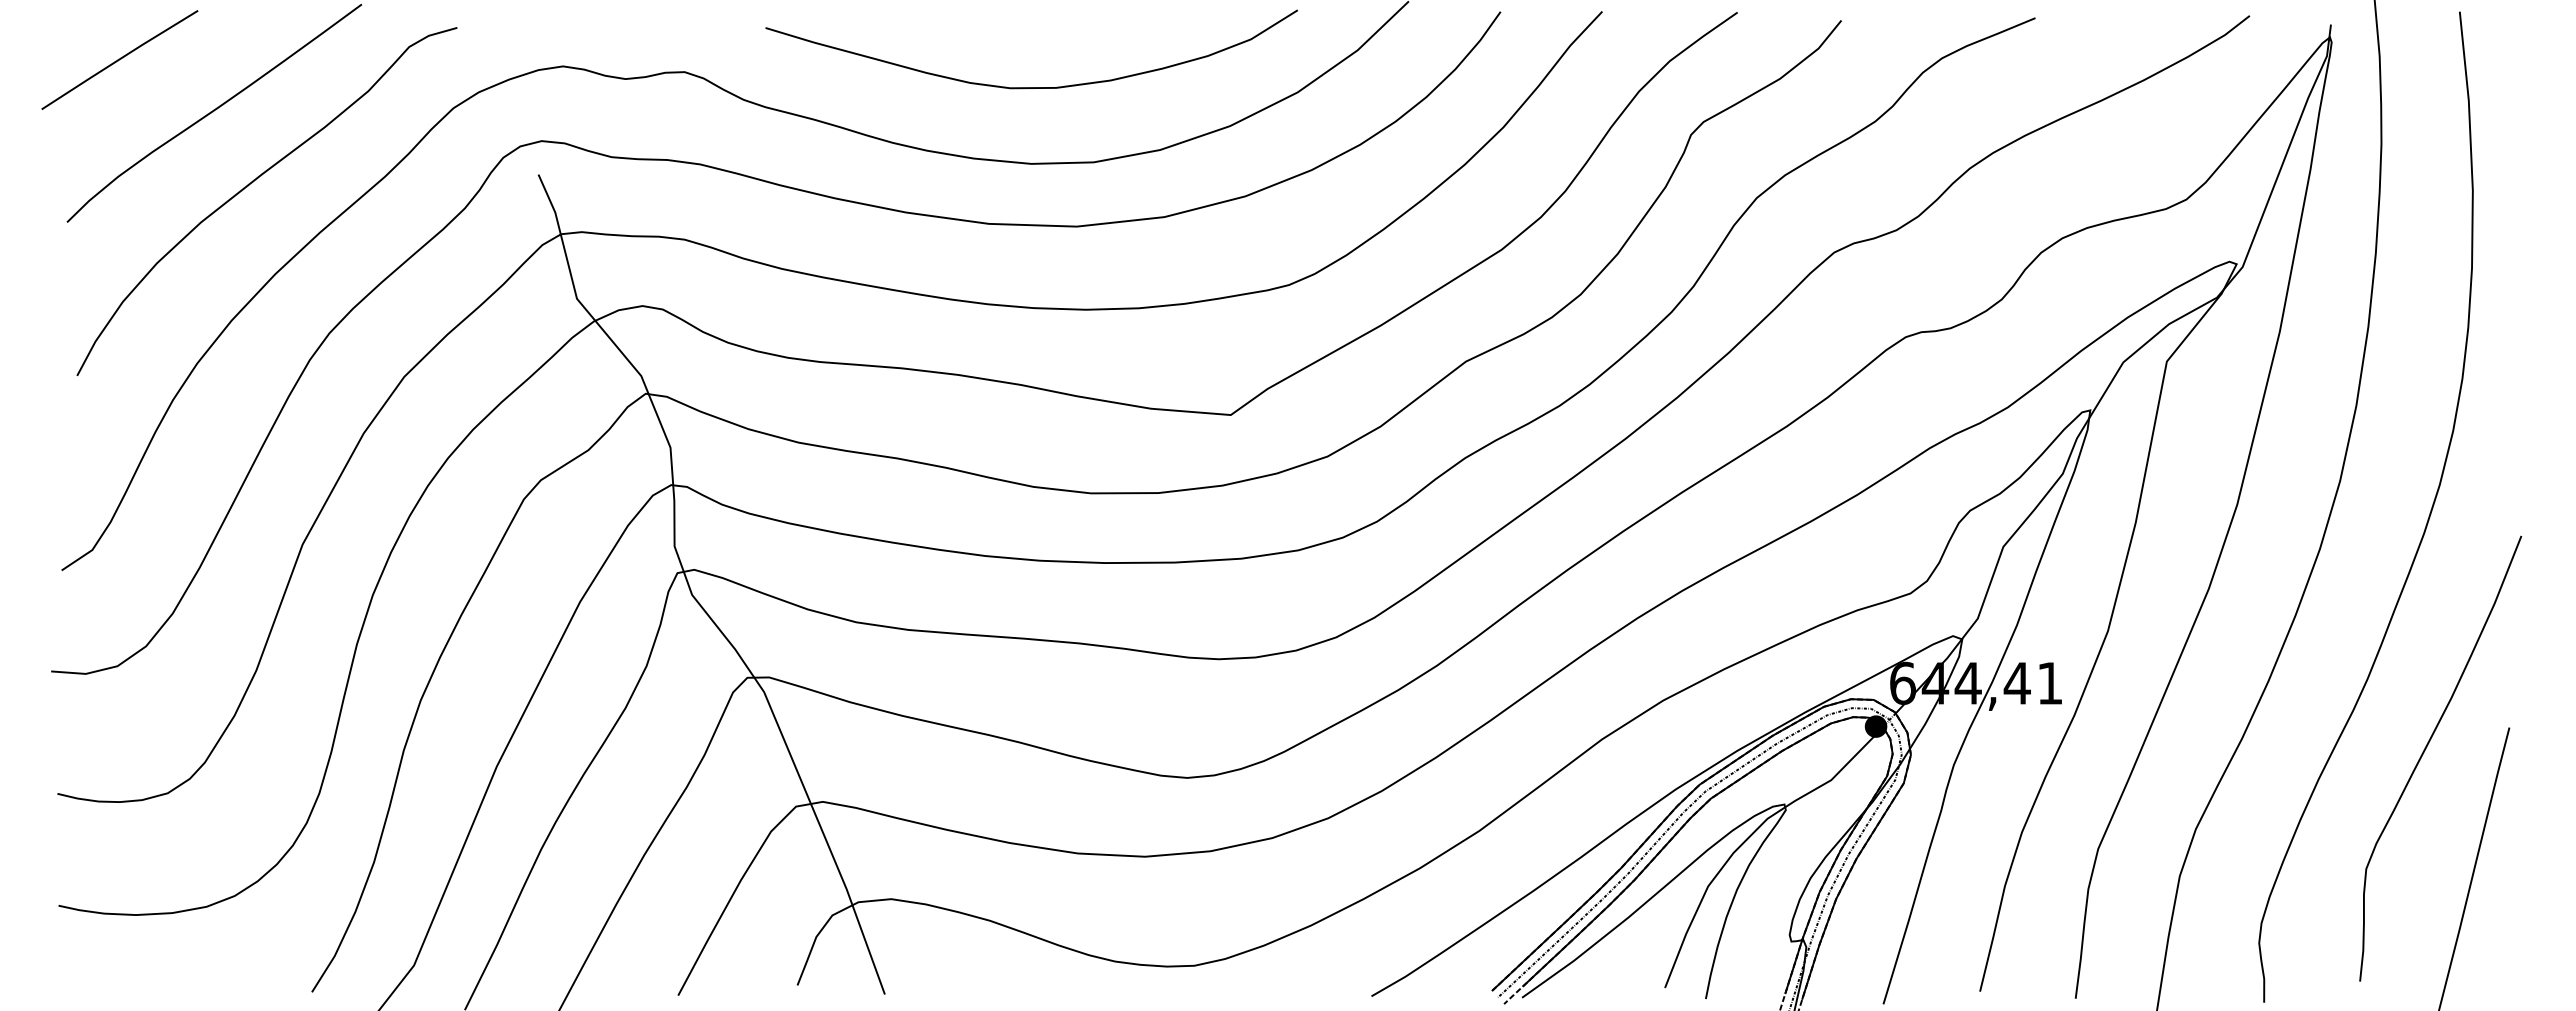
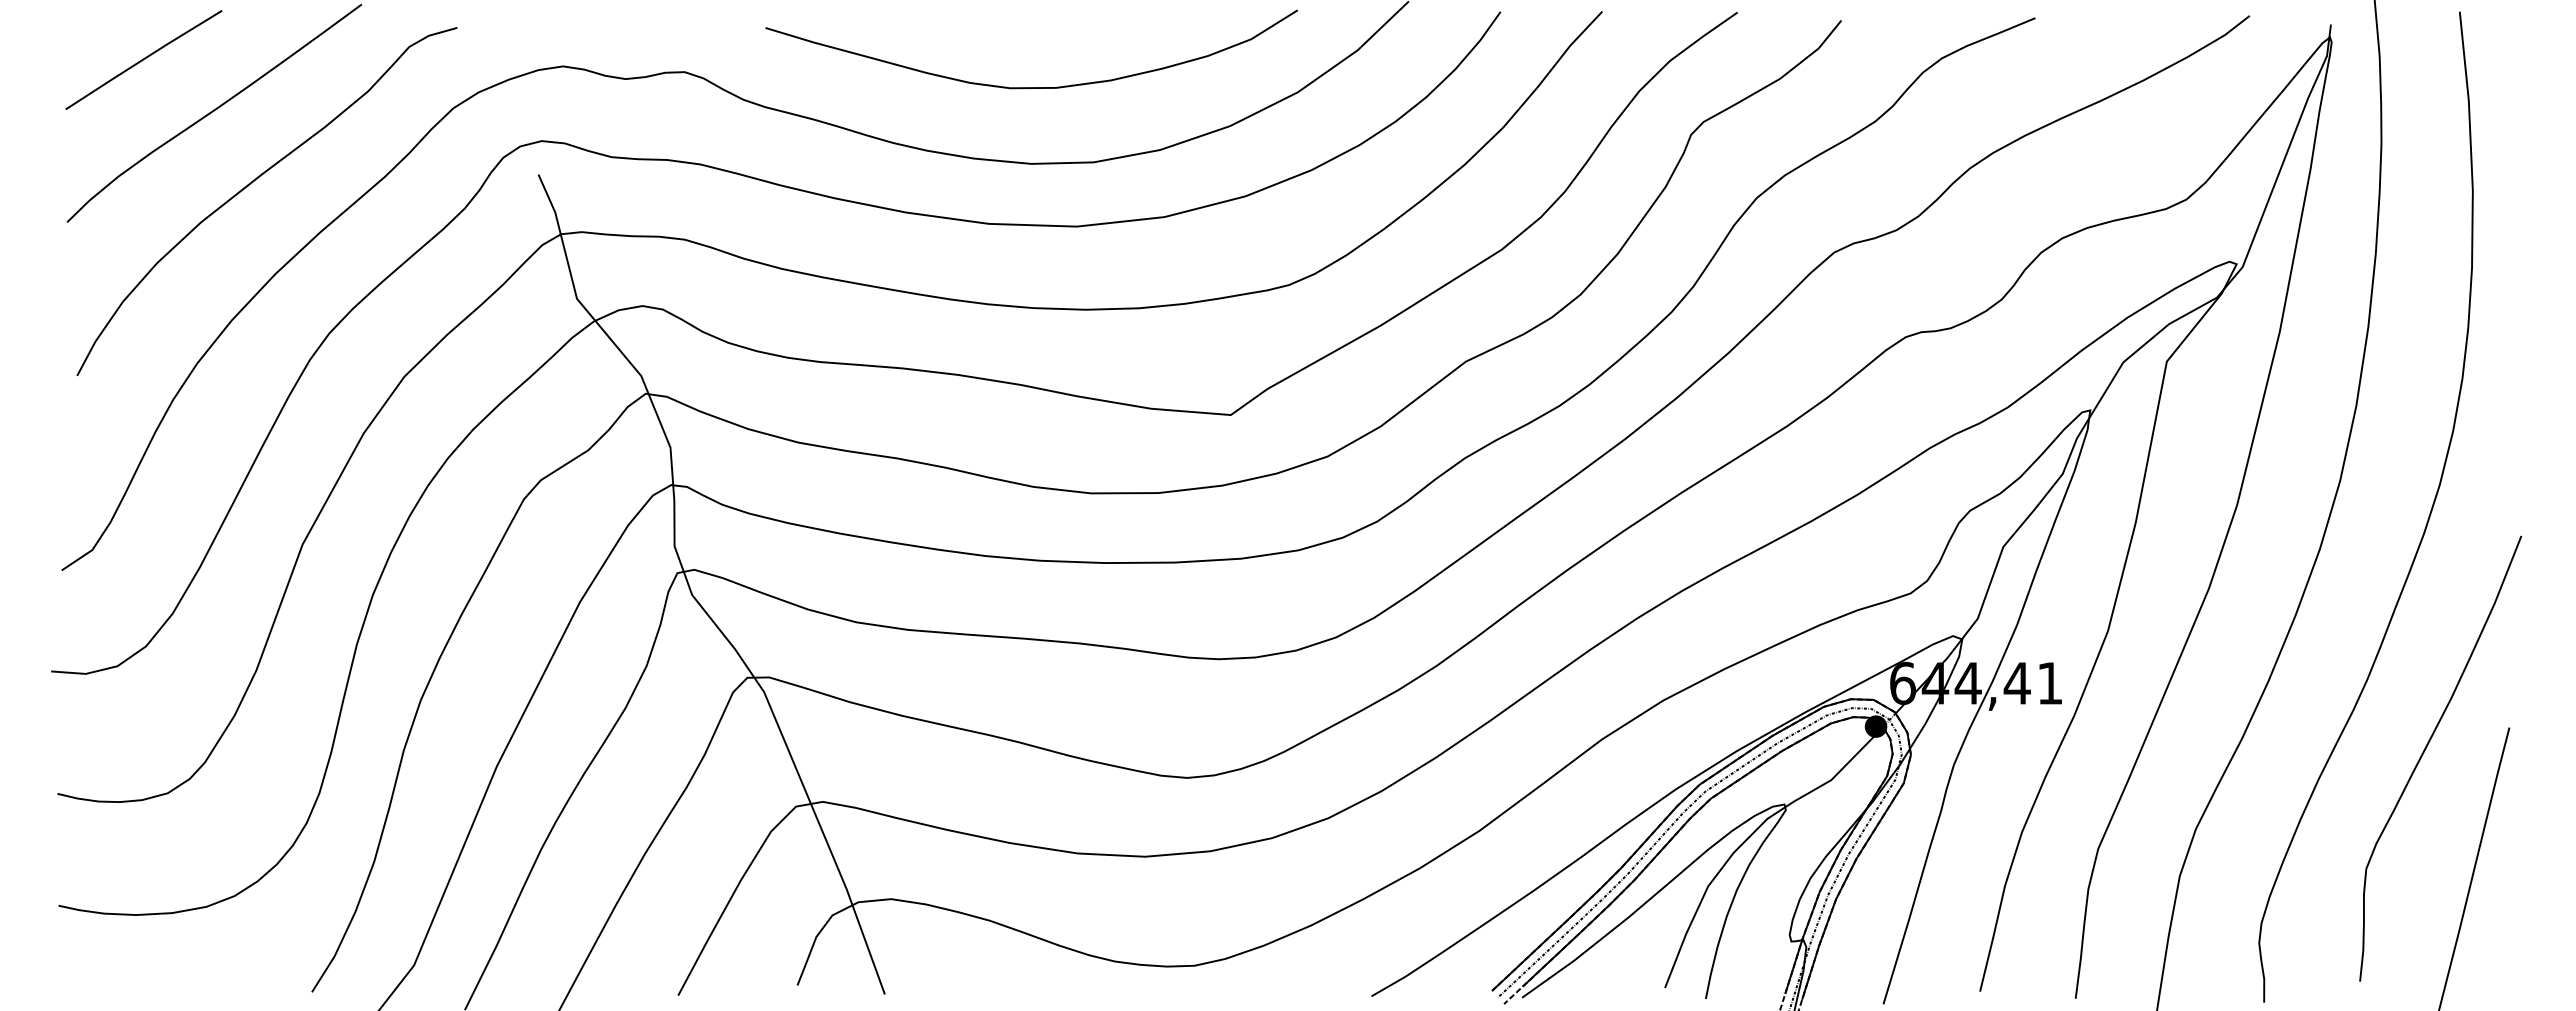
line position: (119, 59) -> (143, 59) (143, 59)
